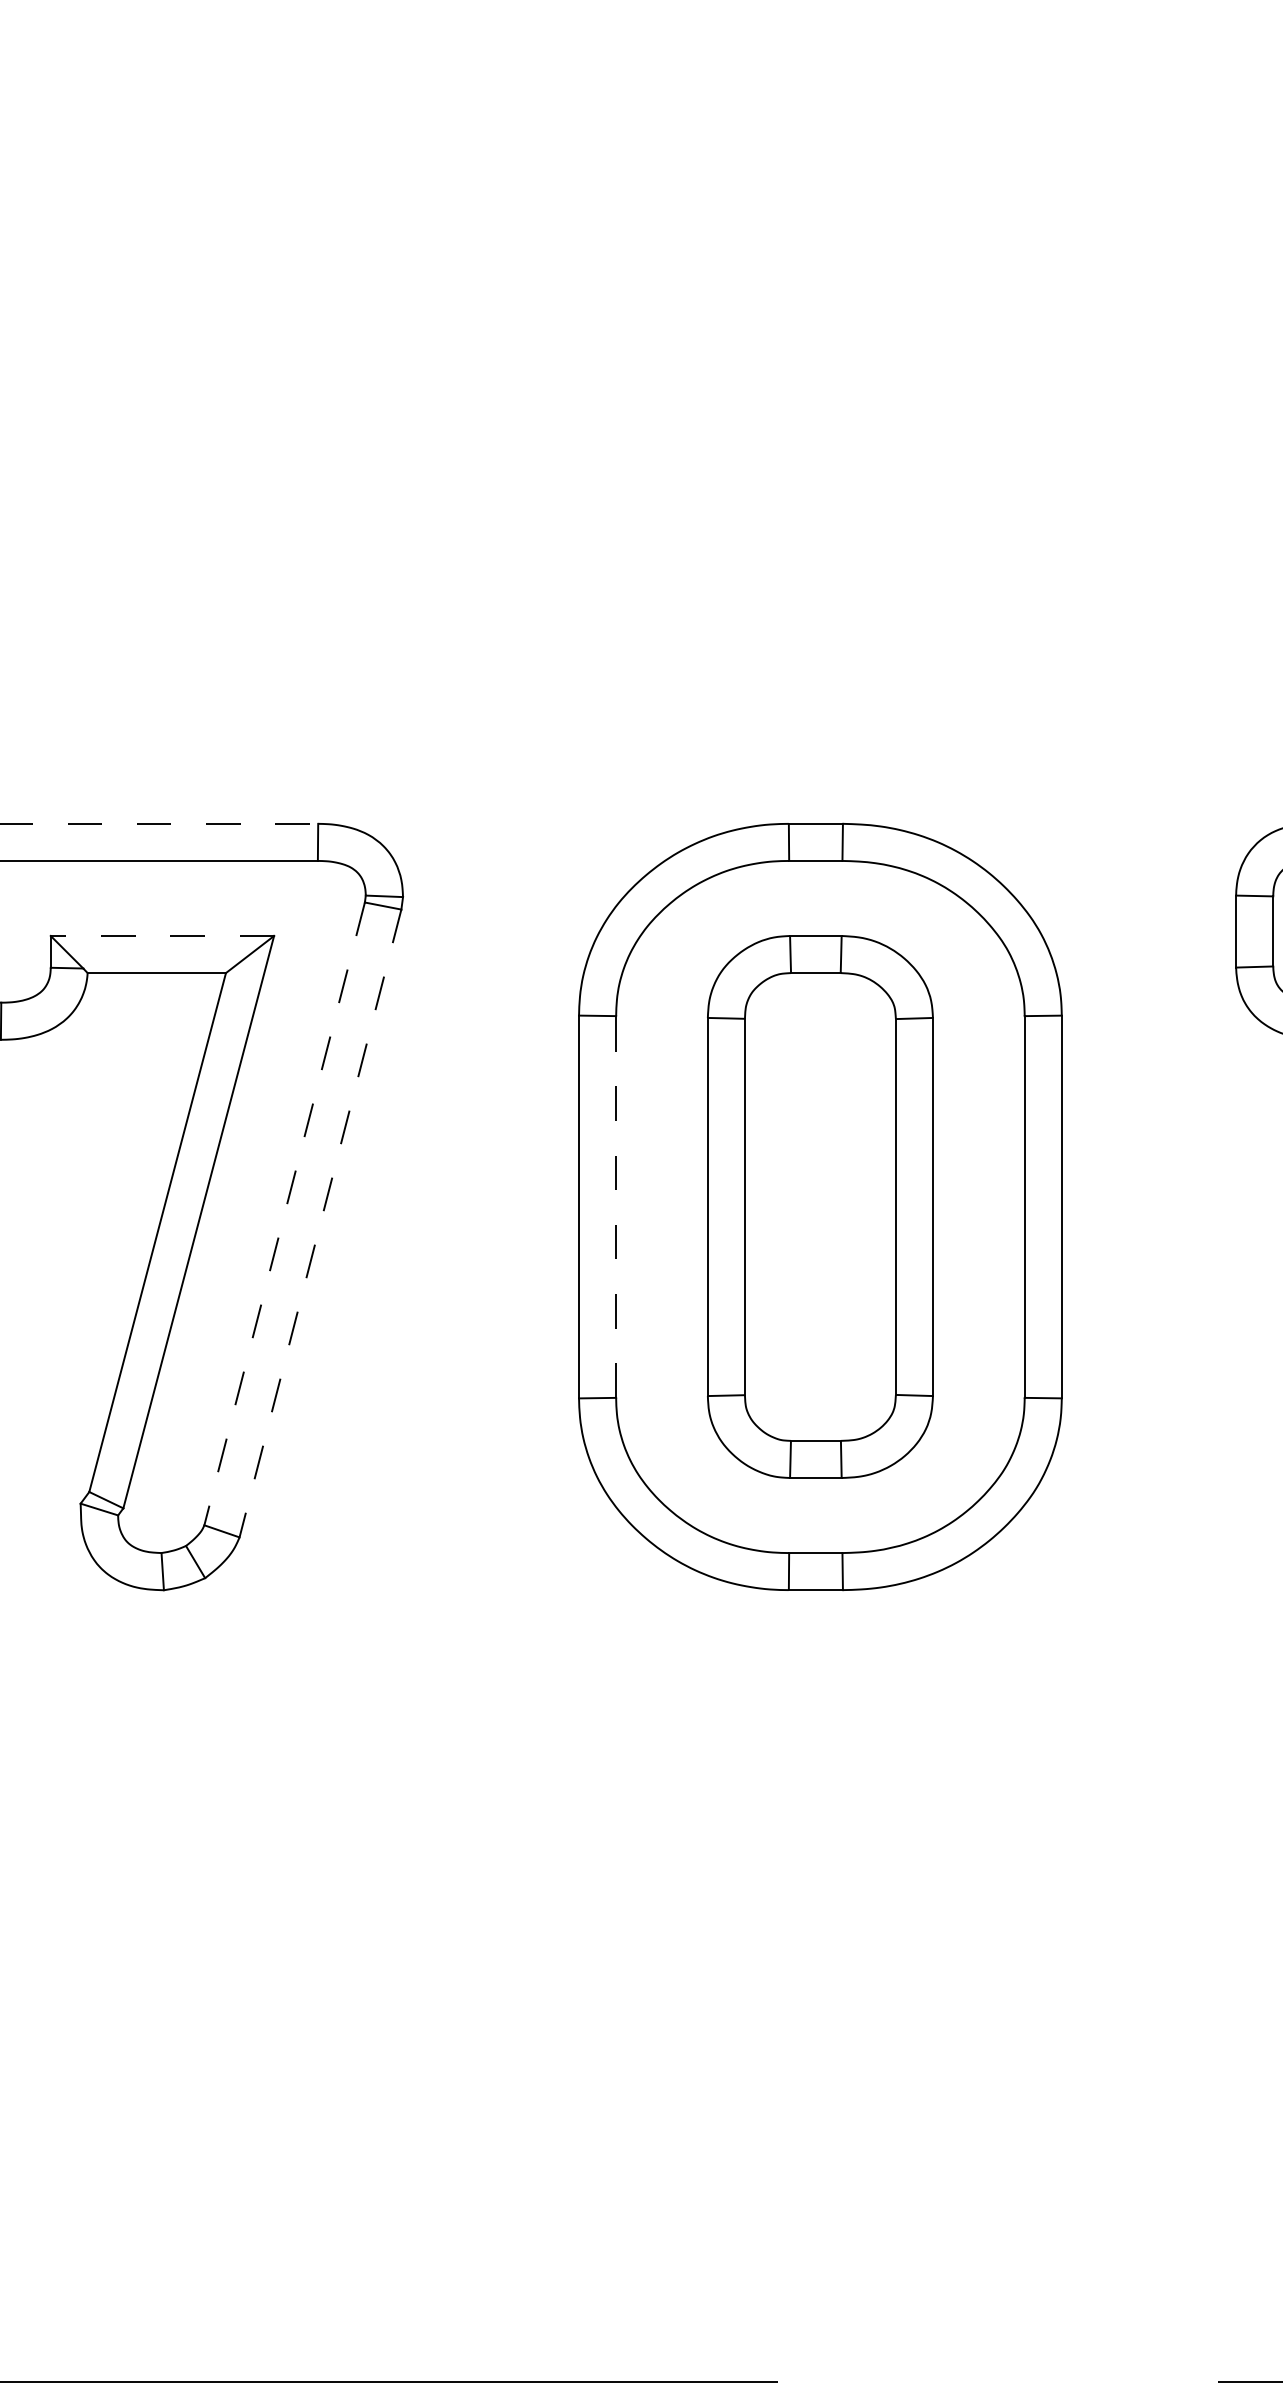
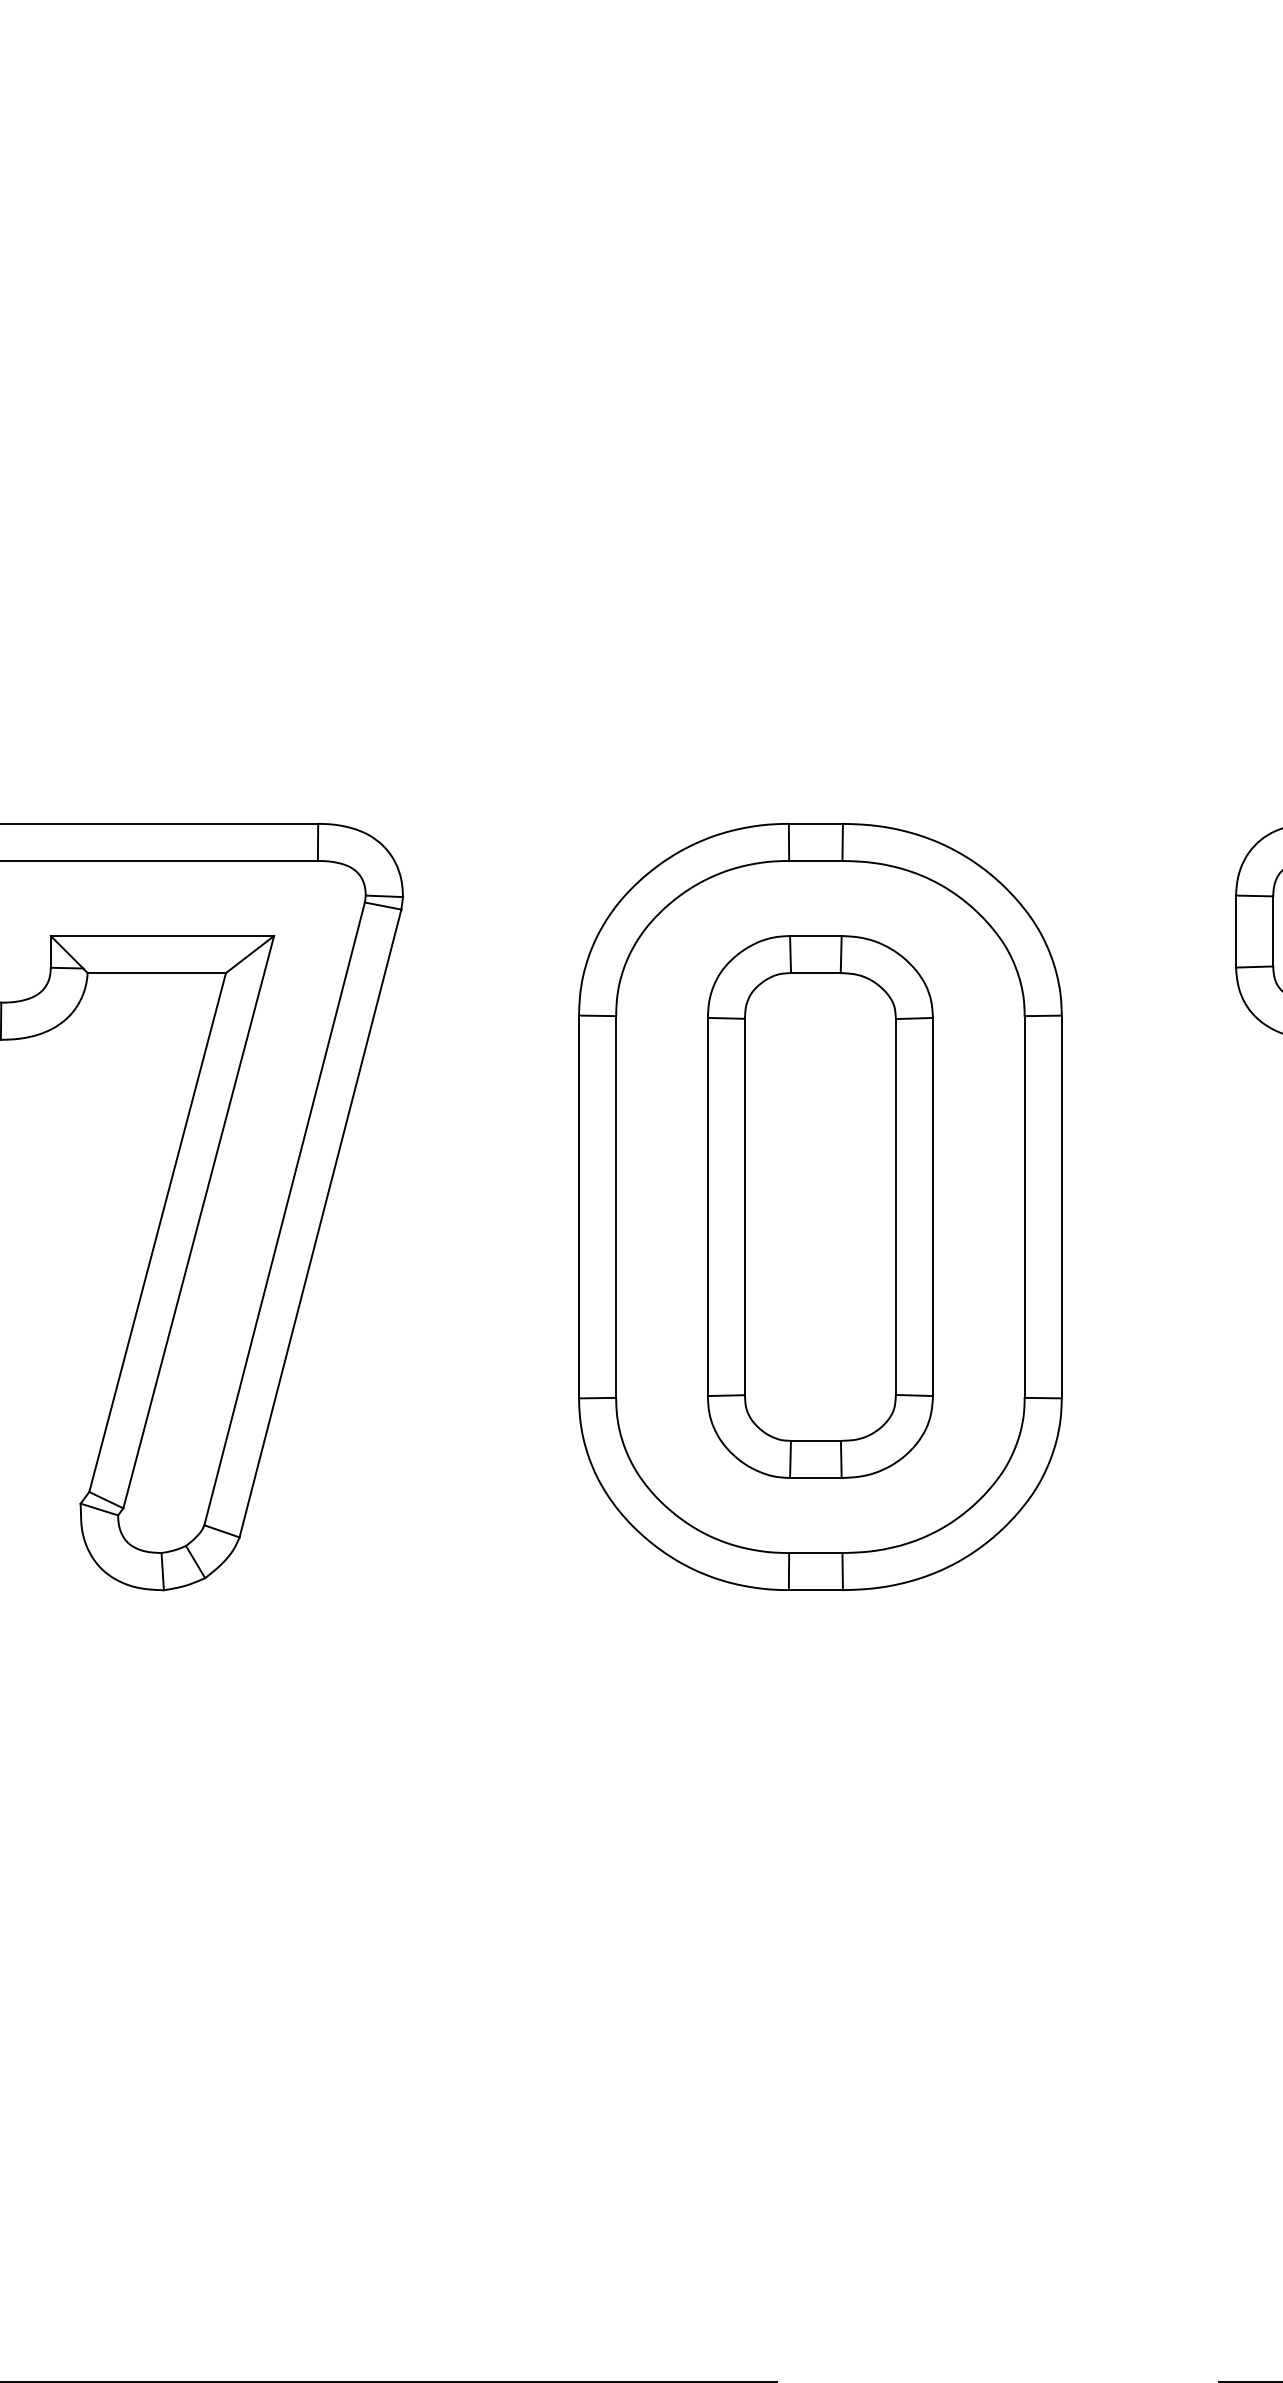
line: dashed -> solid (159, 823)
line: dashed -> solid (162, 935)
line: dashed -> solid (616, 1207)
line: dashed -> solid (284, 1213)
line: dashed -> solid (320, 1223)
